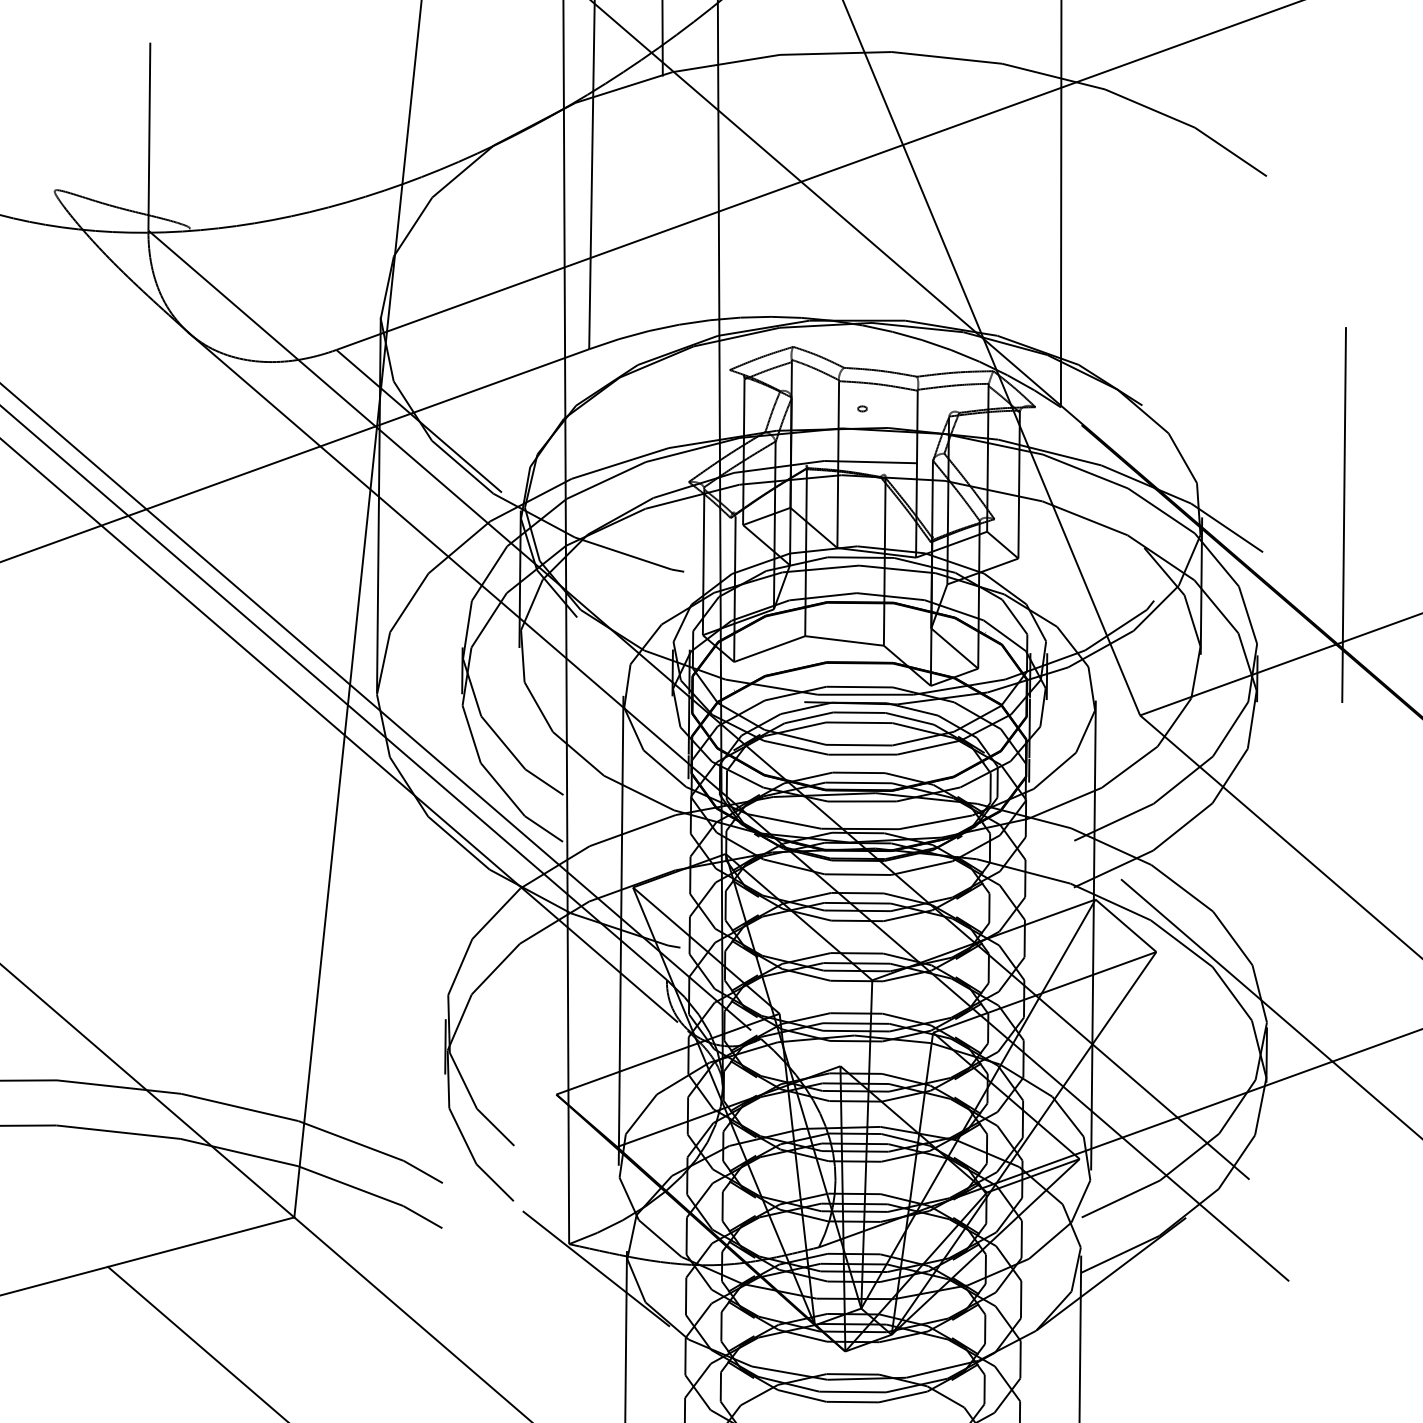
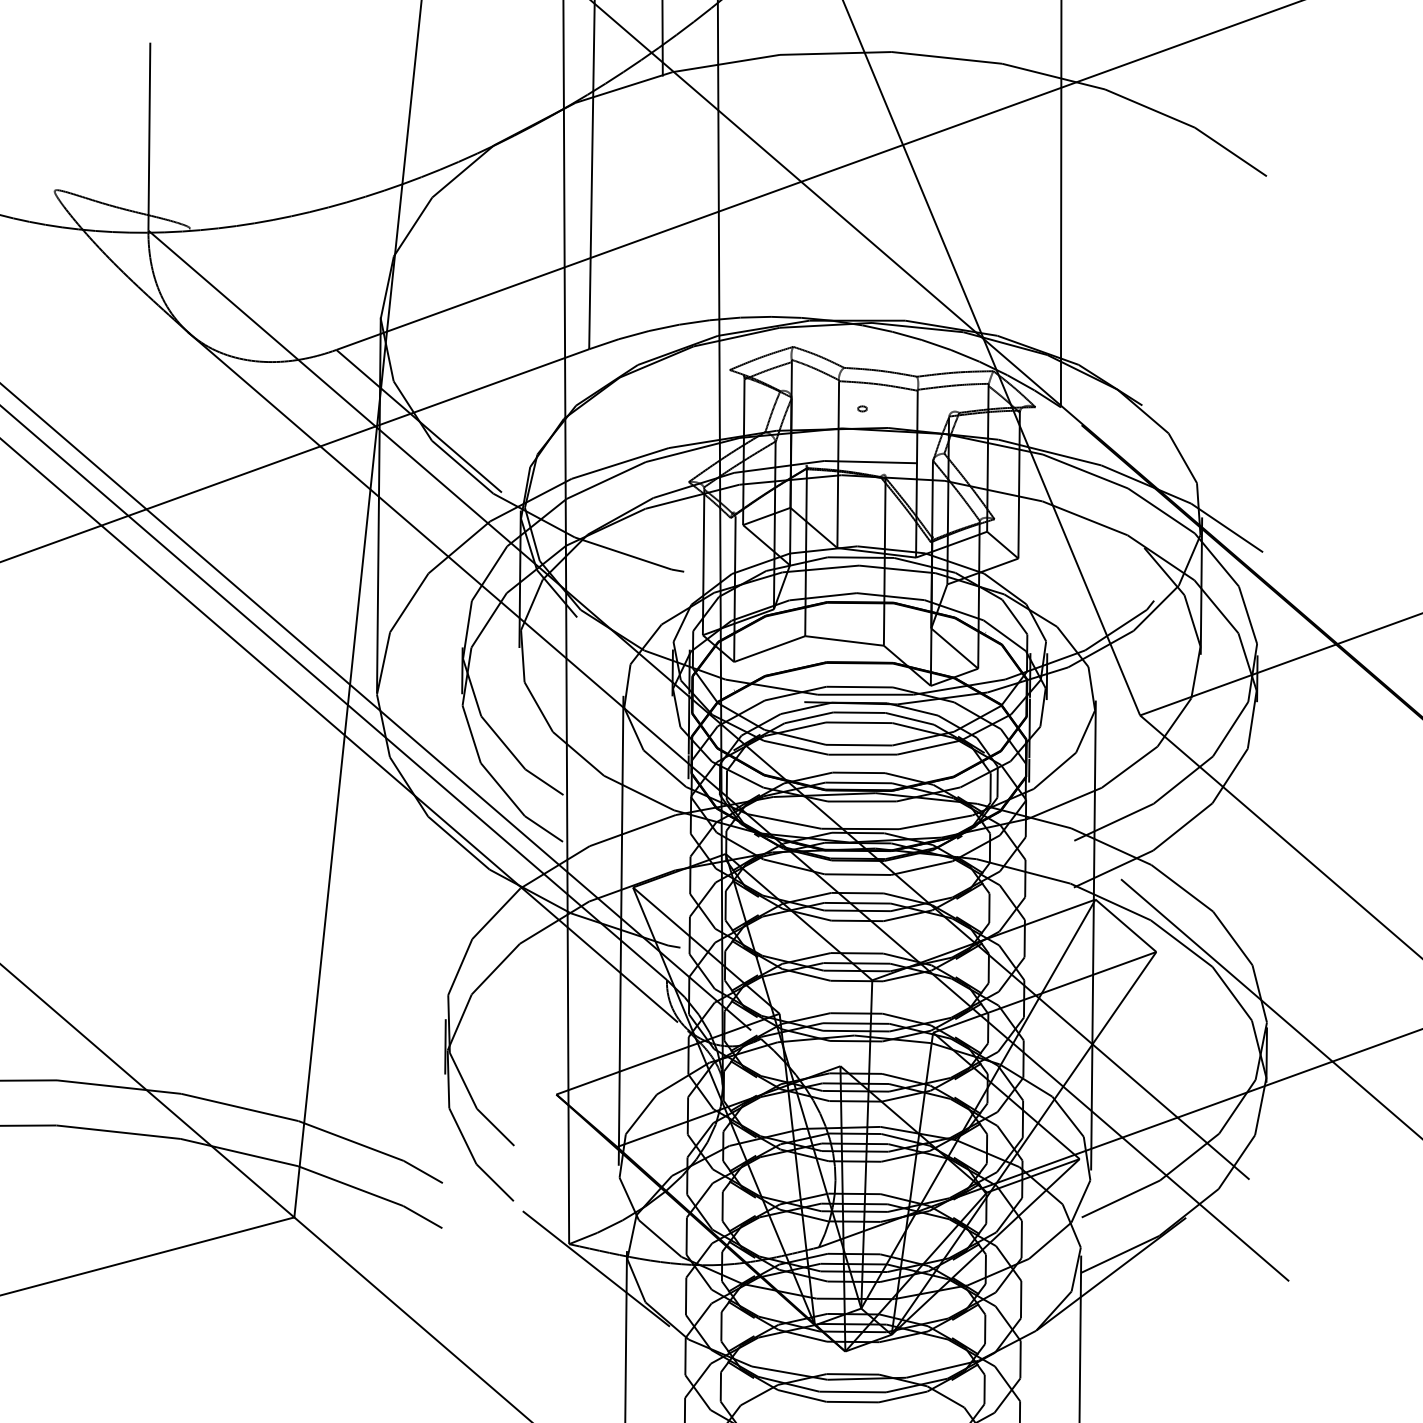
line: present -> none (1344, 515)
line: present -> none (196, 1342)
